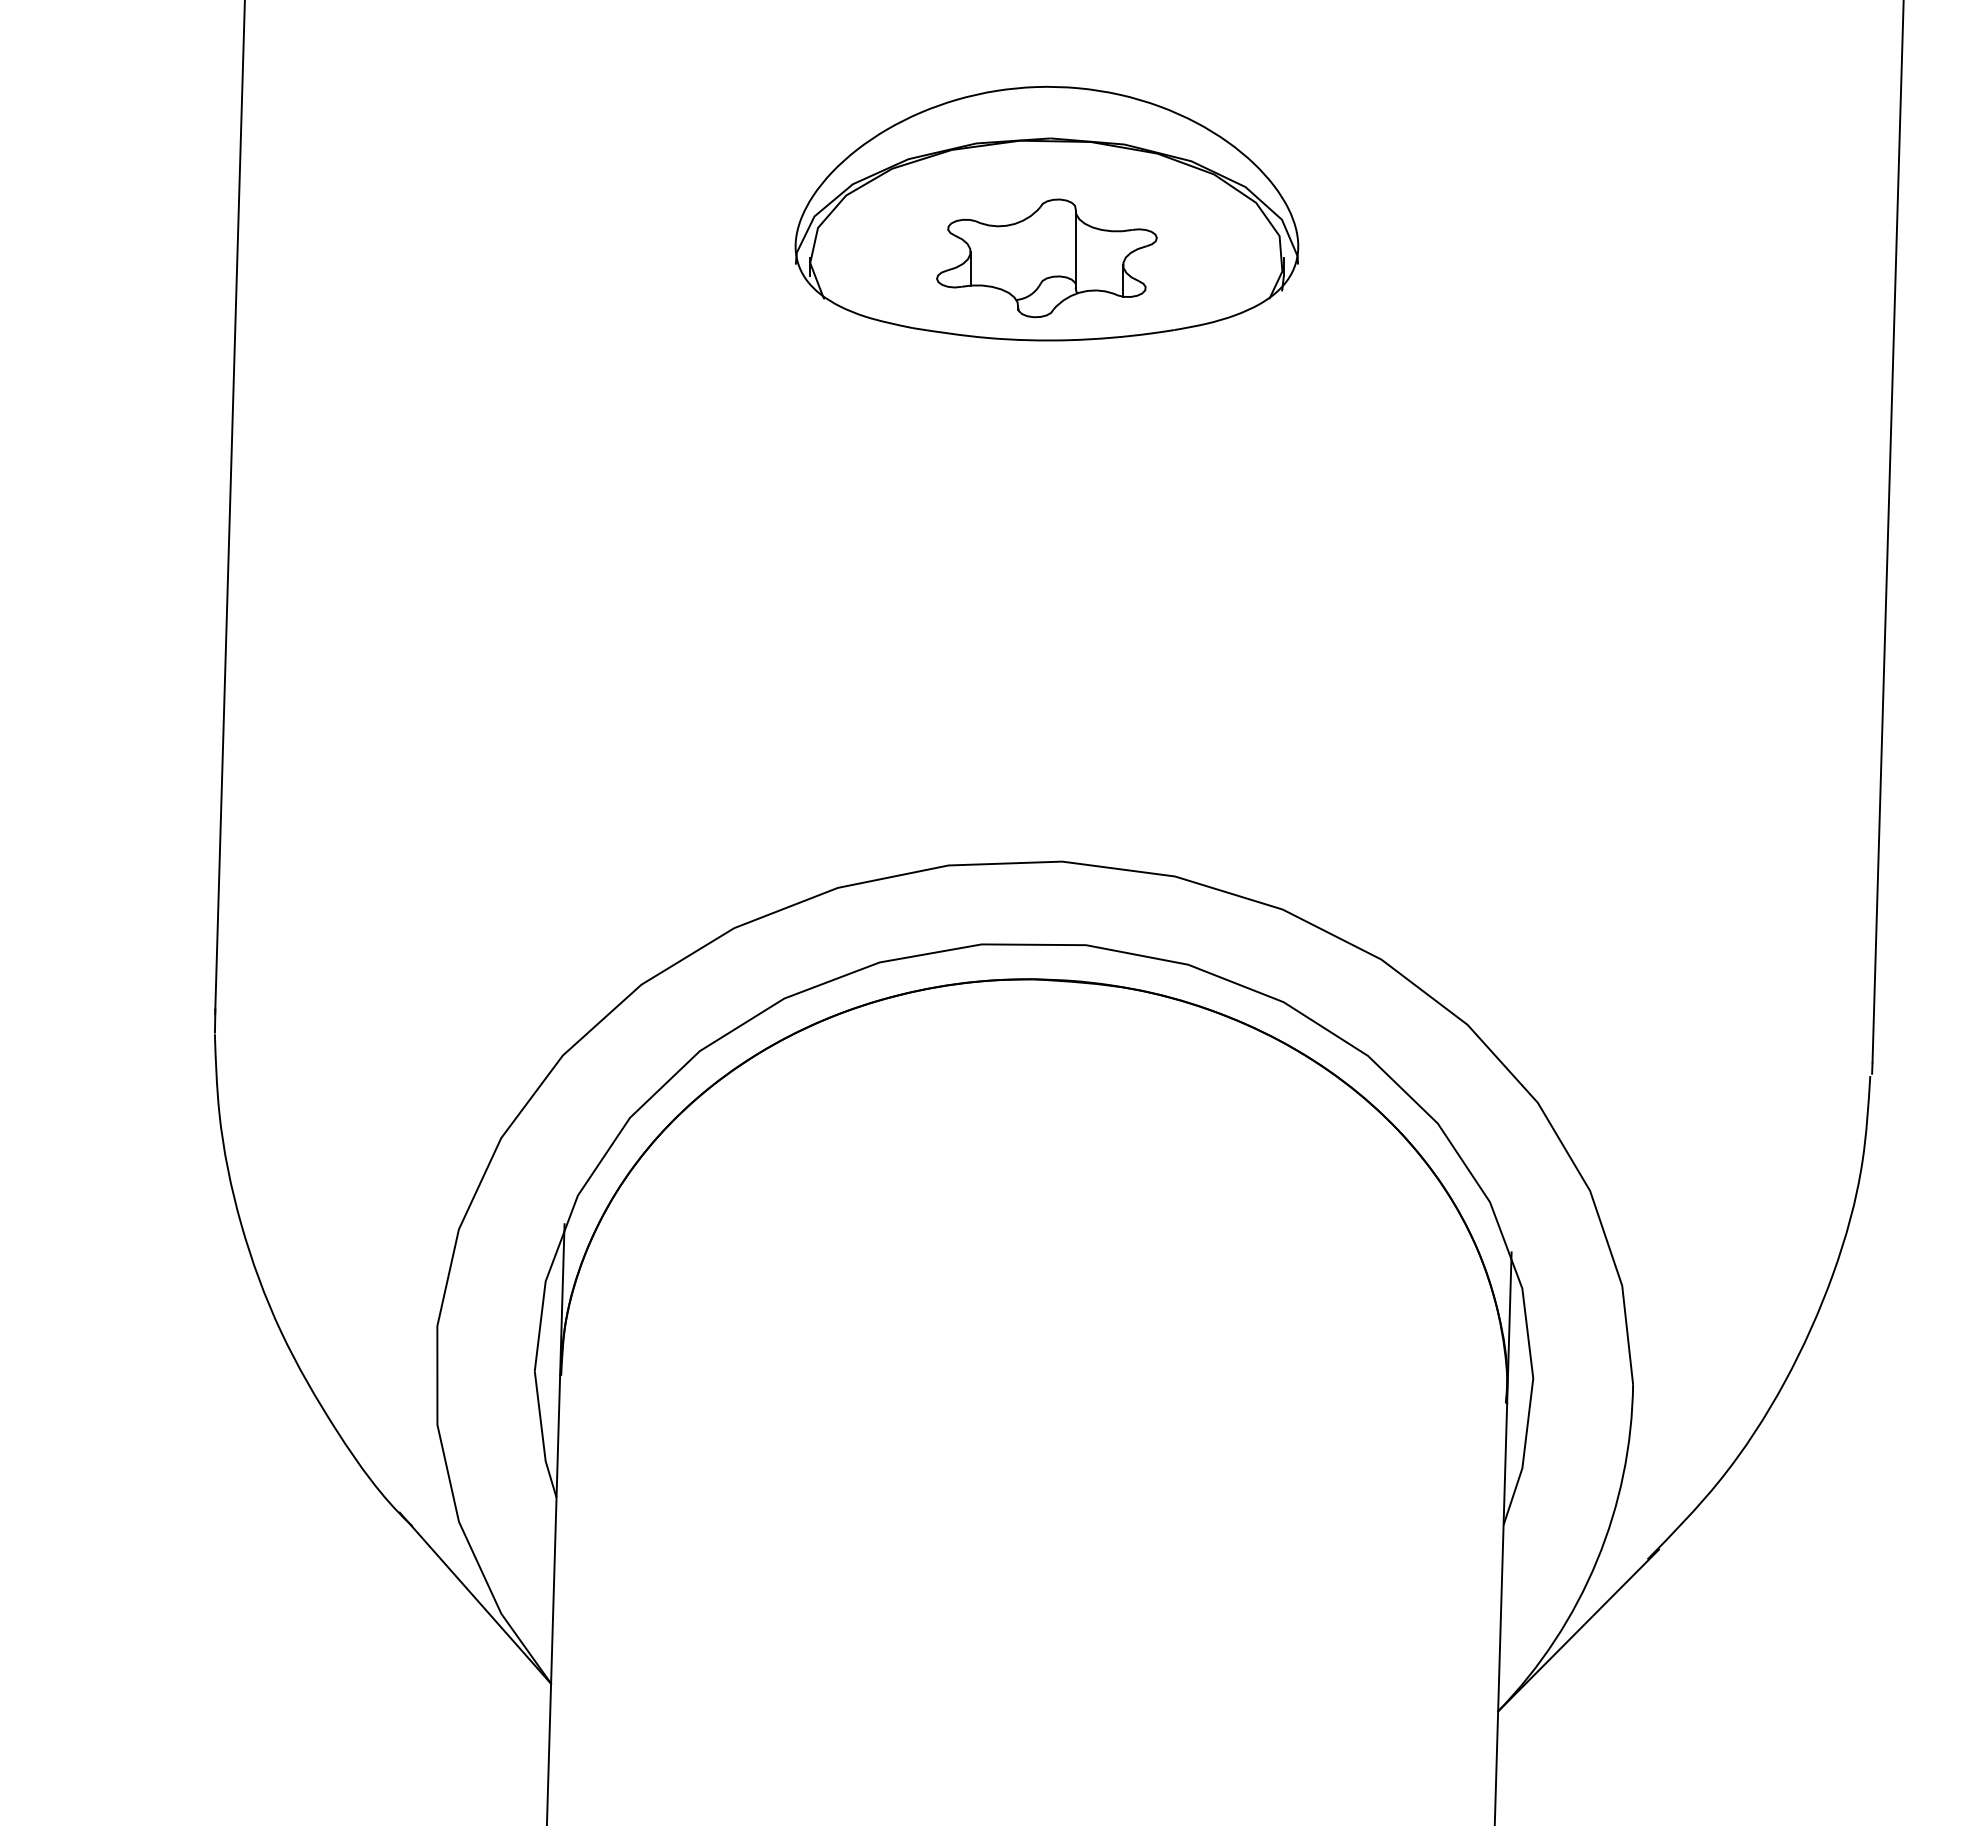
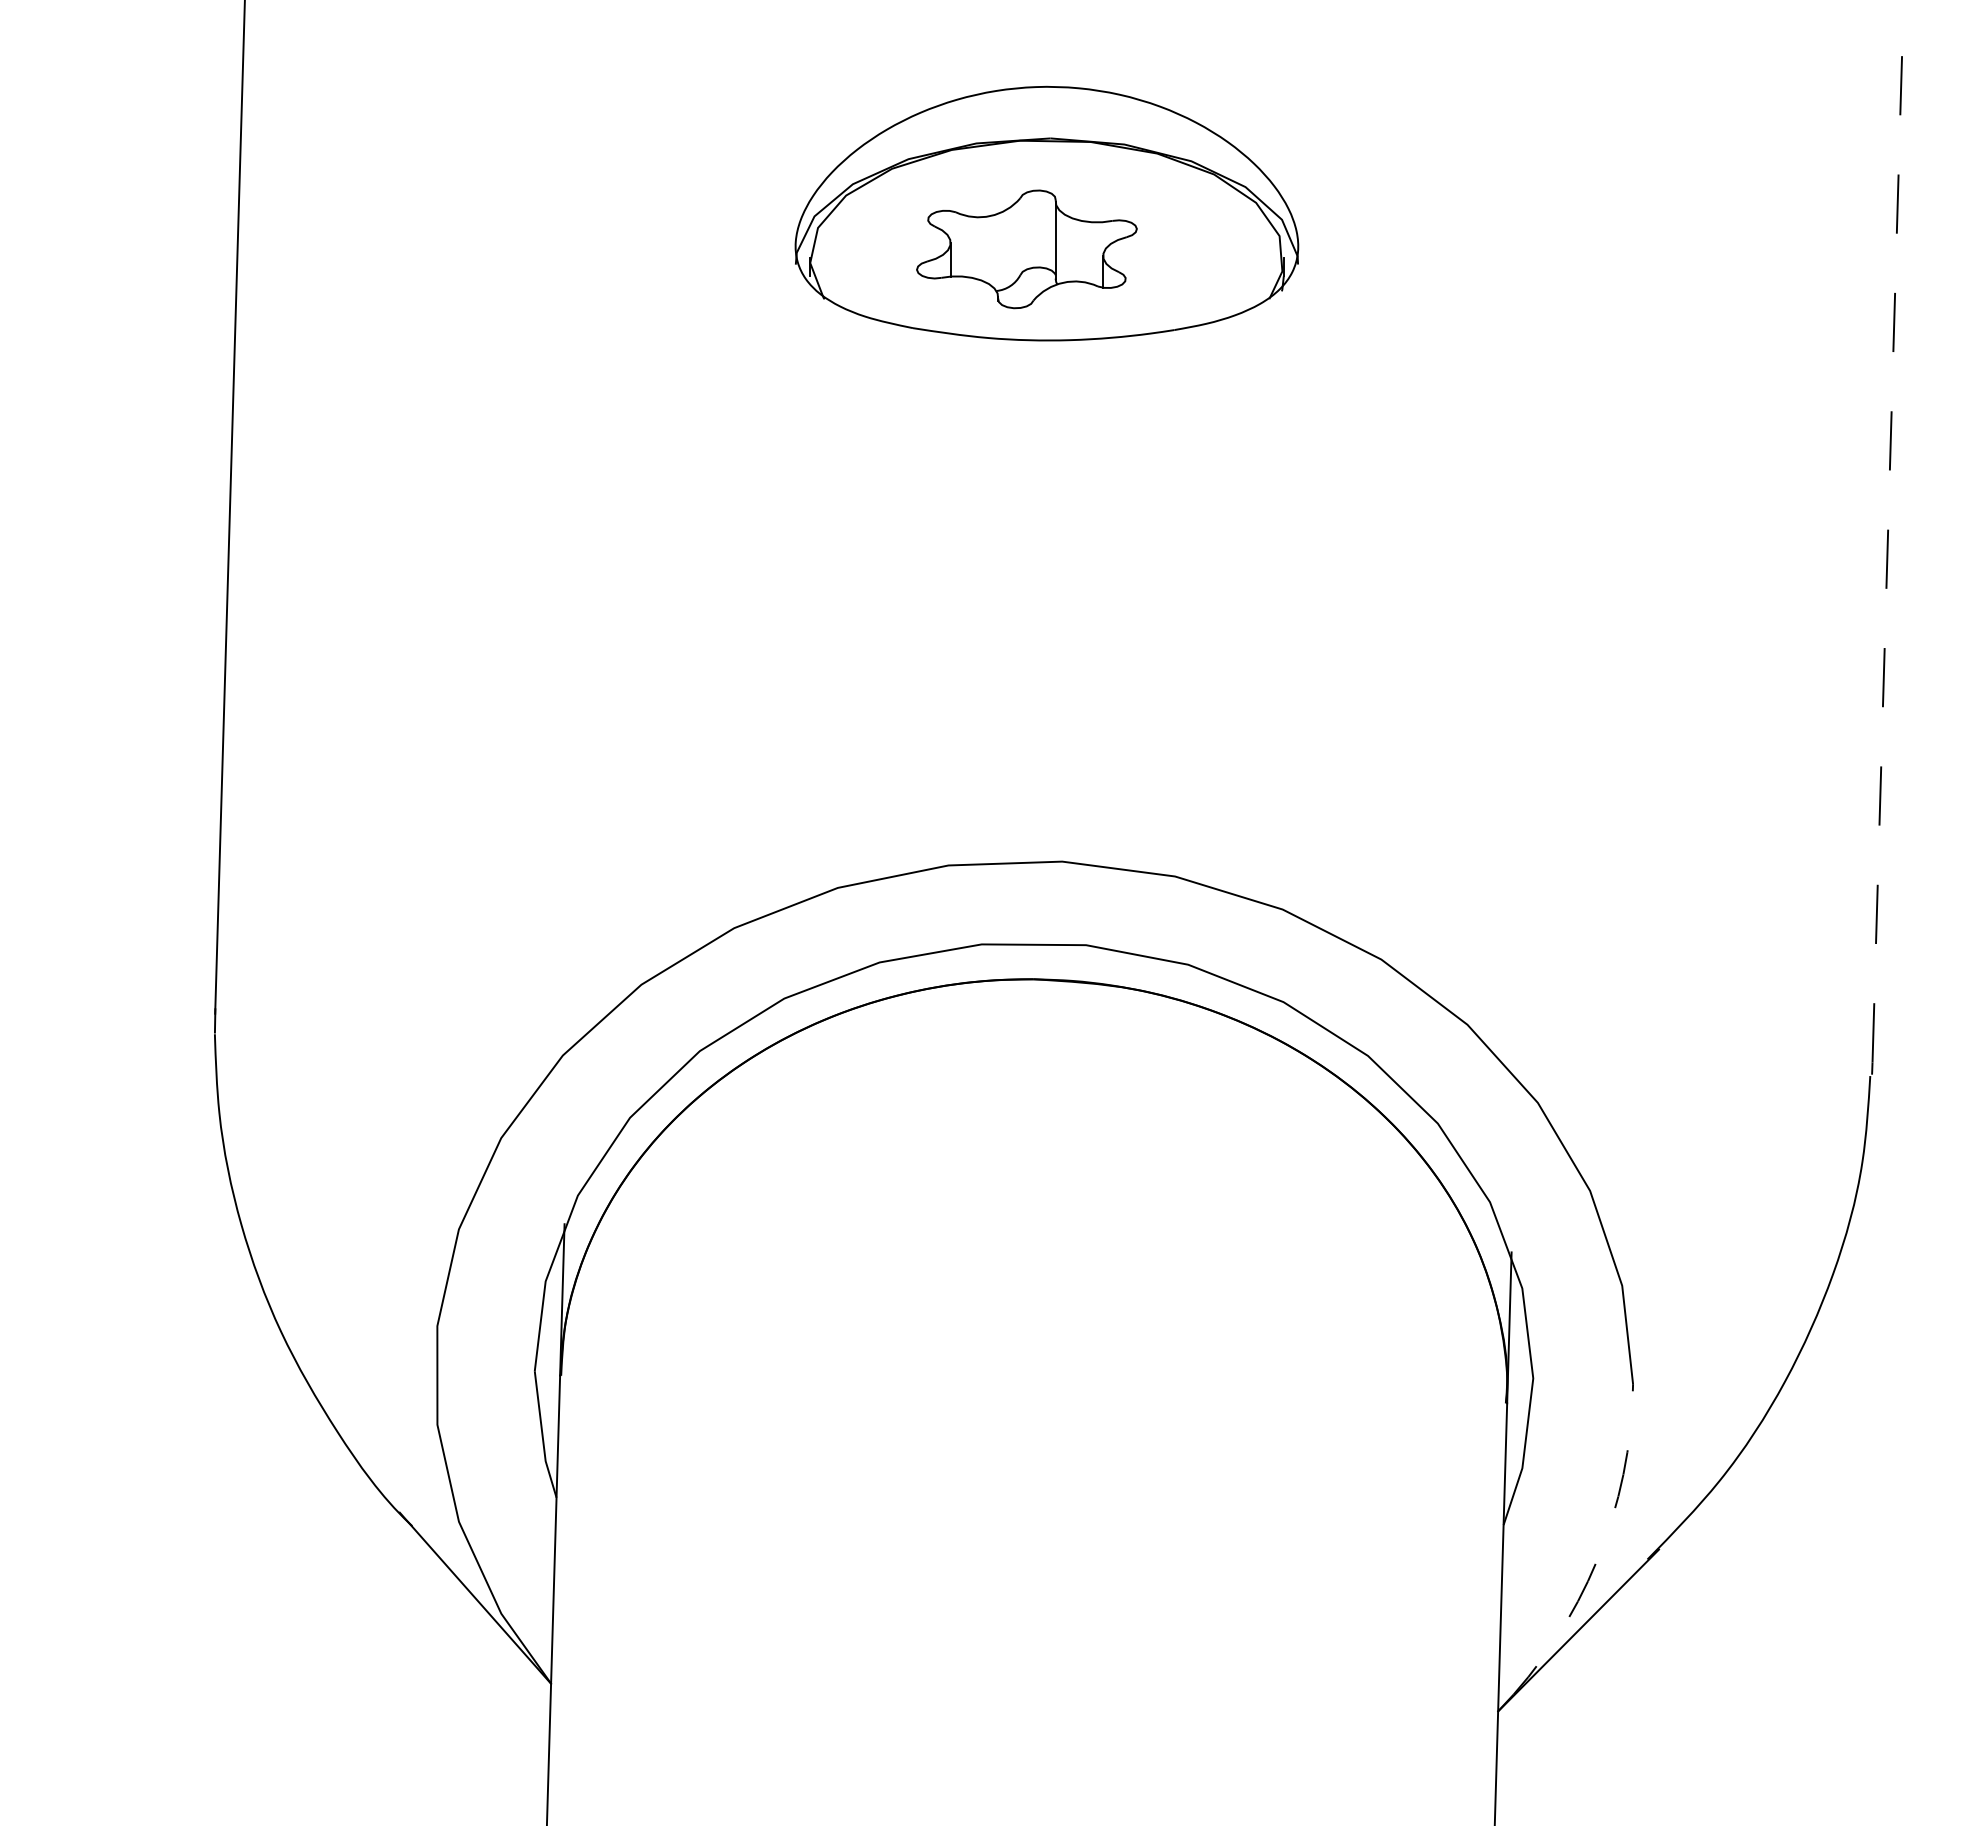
part position: (1046, 258) -> (1026, 249) (1026, 249)
line: solid -> dashed (1888, 530)
arc: solid -> dashed (1597, 1560)
